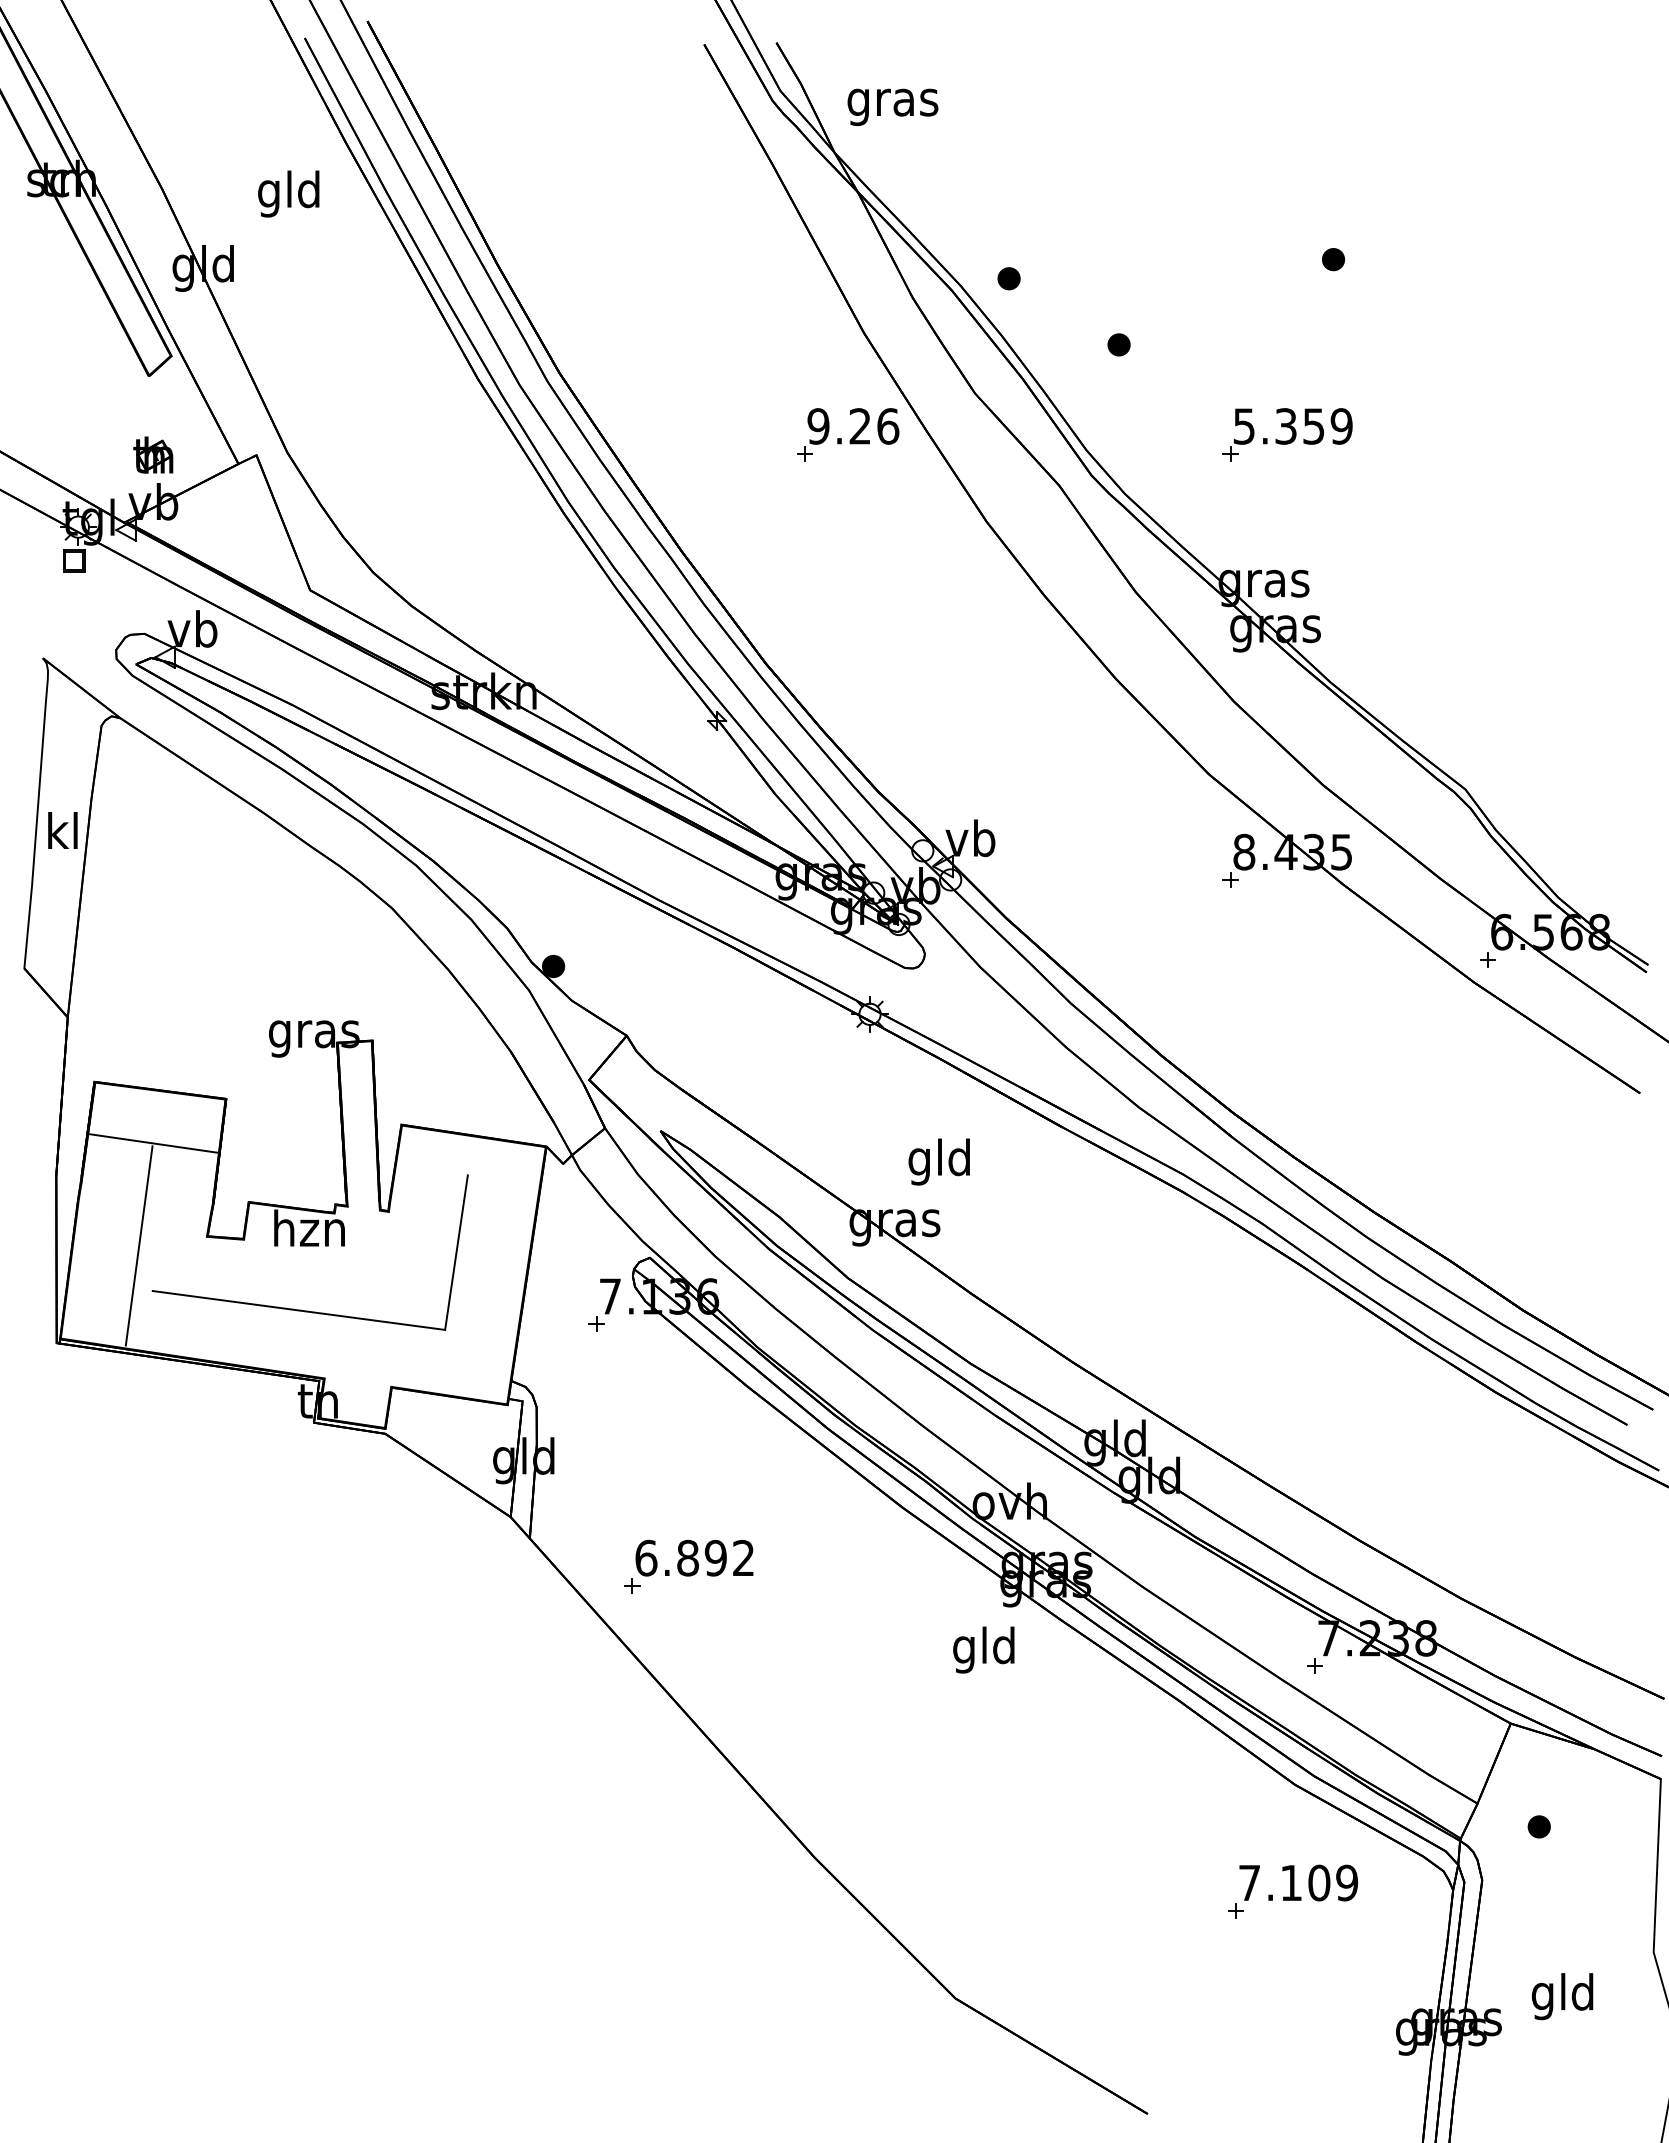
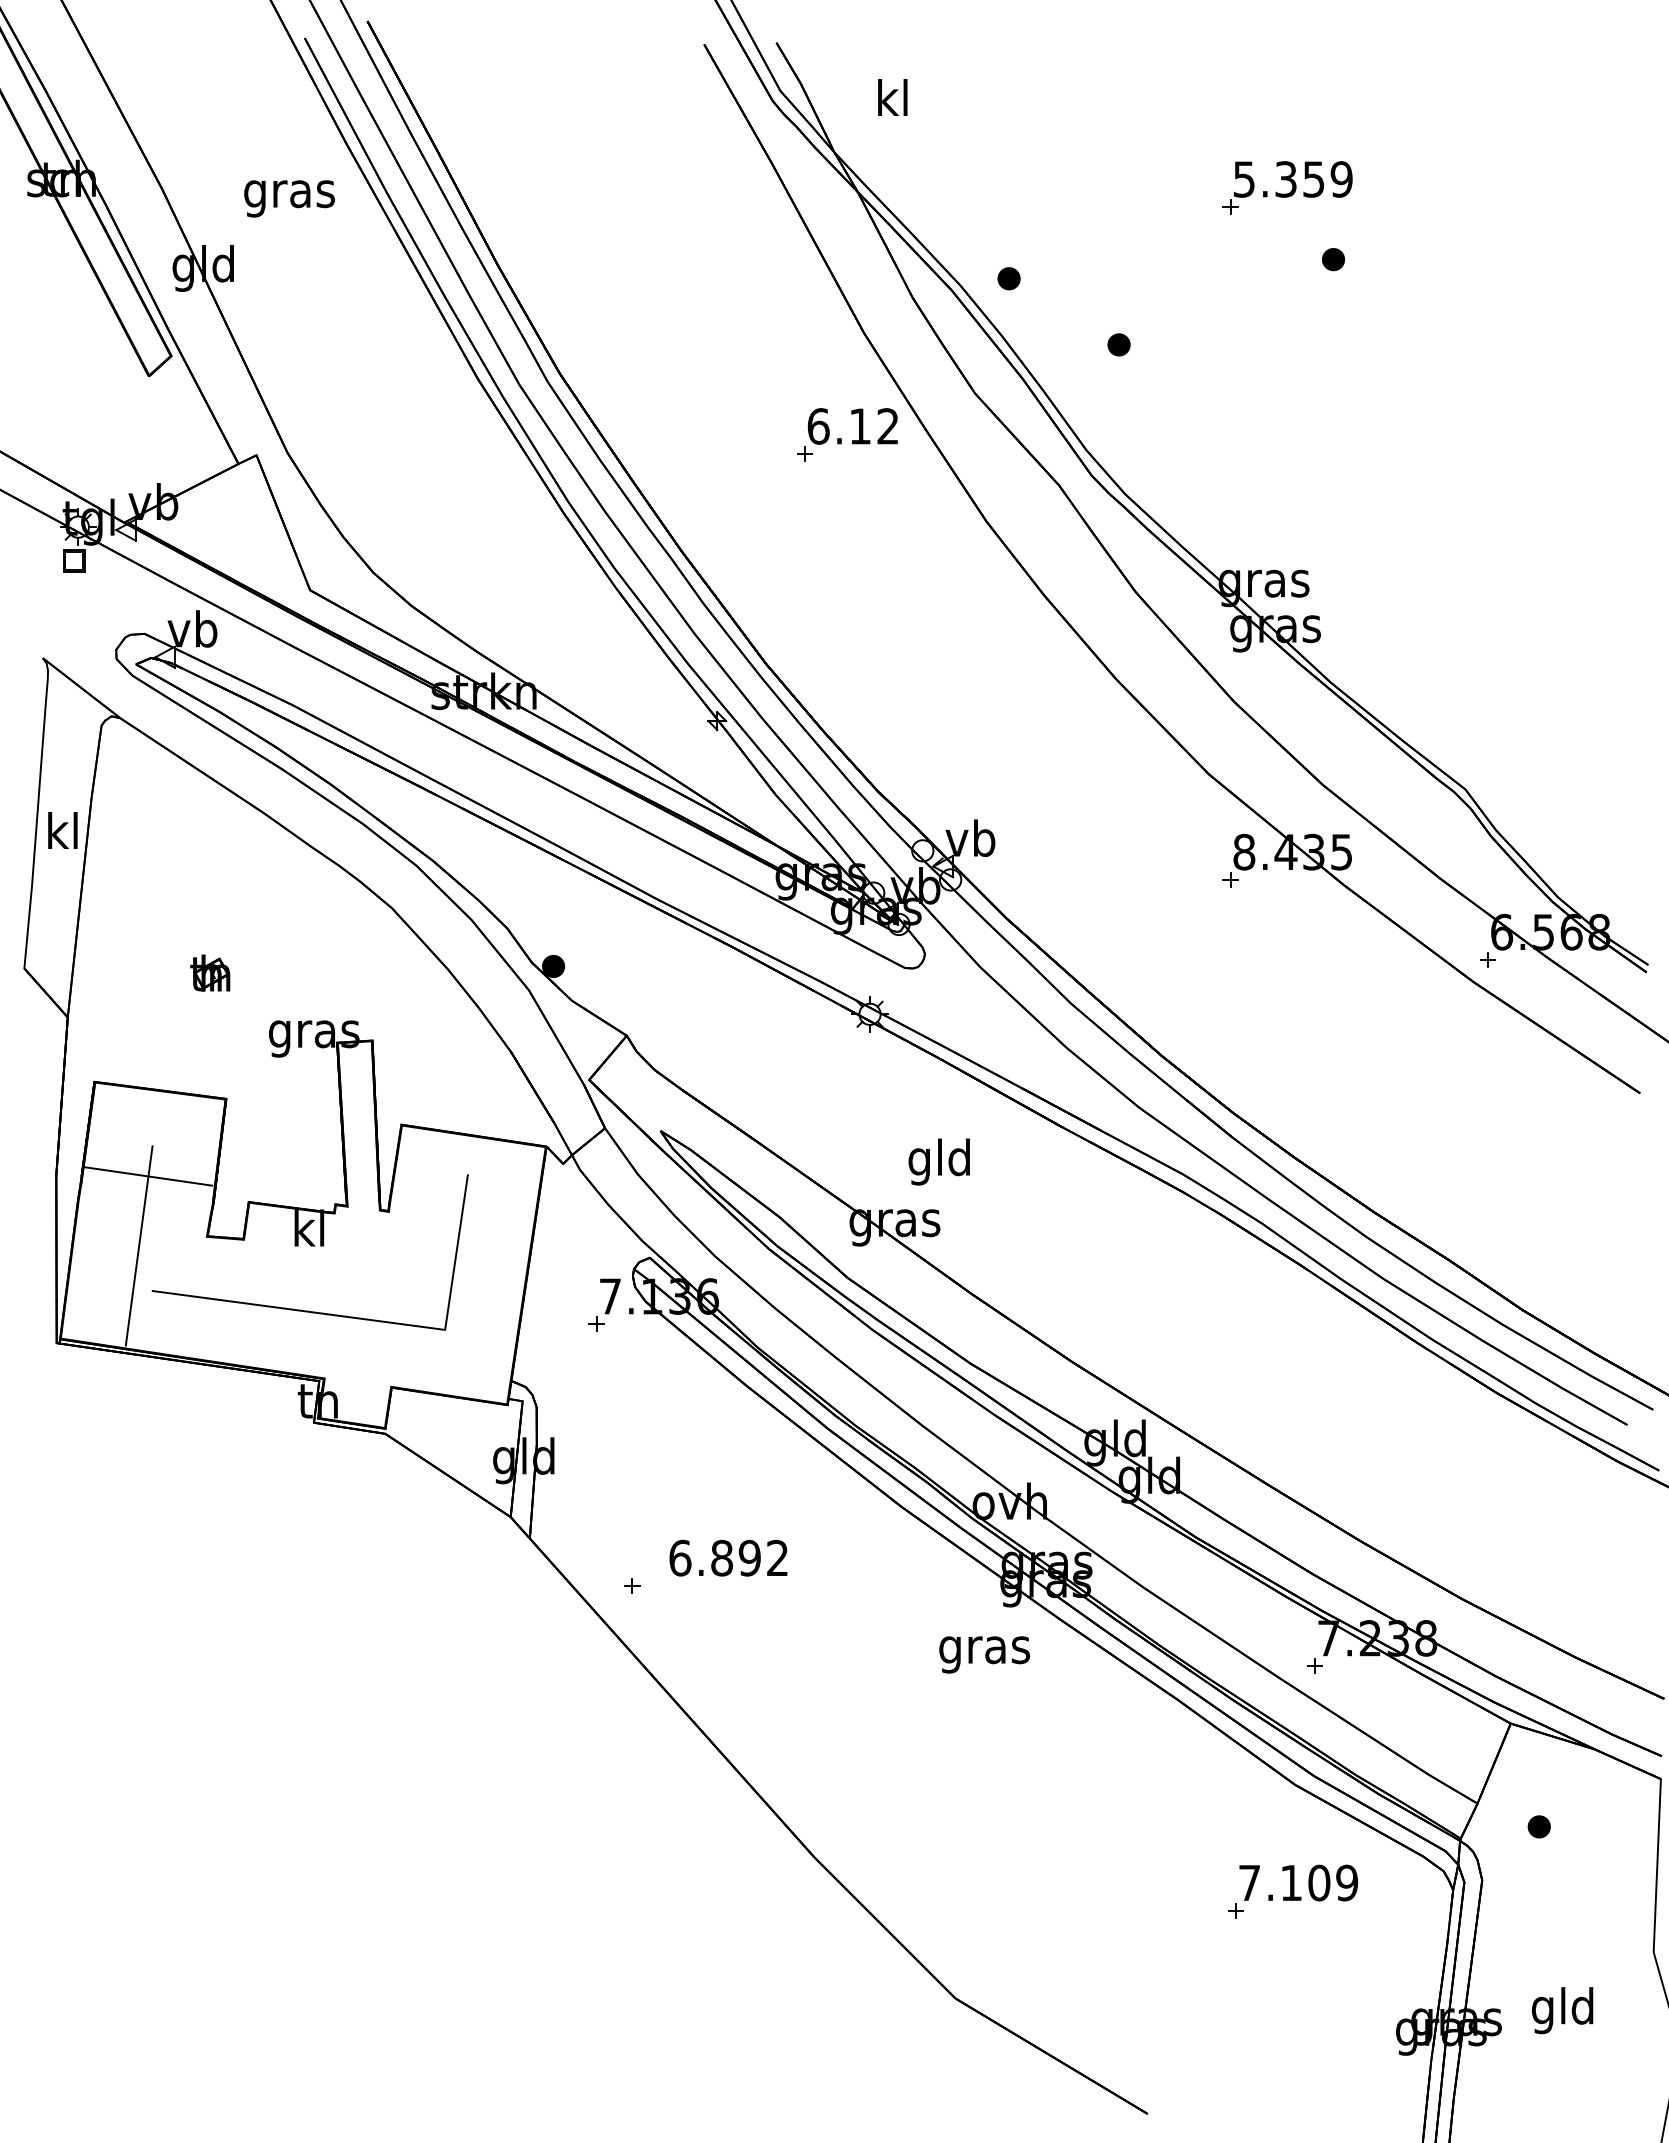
text: gras -> kl (892, 102)
text: gld -> gras (289, 193)
text: 9.26 -> 6.12 (853, 426)
part position: (1287, 434) -> (1287, 187) (1287, 187)
part position: (153, 454) -> (210, 972) (210, 972)
line position: (153, 1143) -> (148, 1176) (148, 1176)
text: hzn -> kl (309, 1227)
text position: (694, 1557) -> (728, 1557) (728, 1557)
text: gld -> gras (984, 1649)
text position: (1562, 1996) -> (1562, 2010) (1562, 2010)
